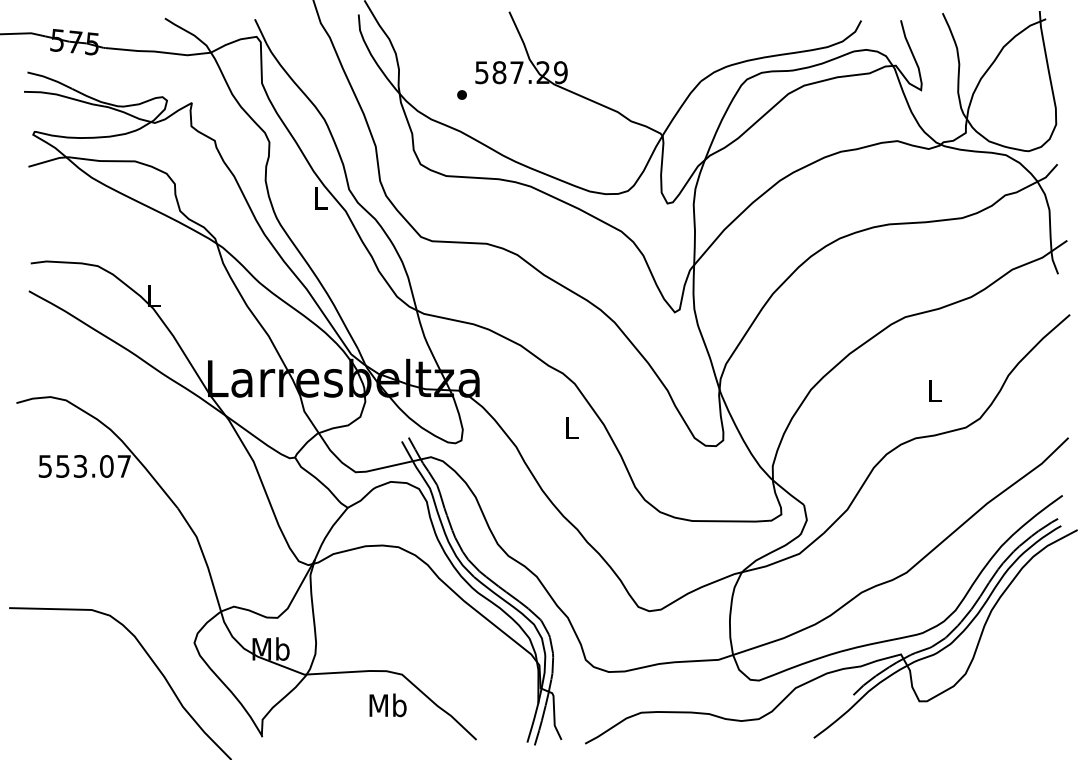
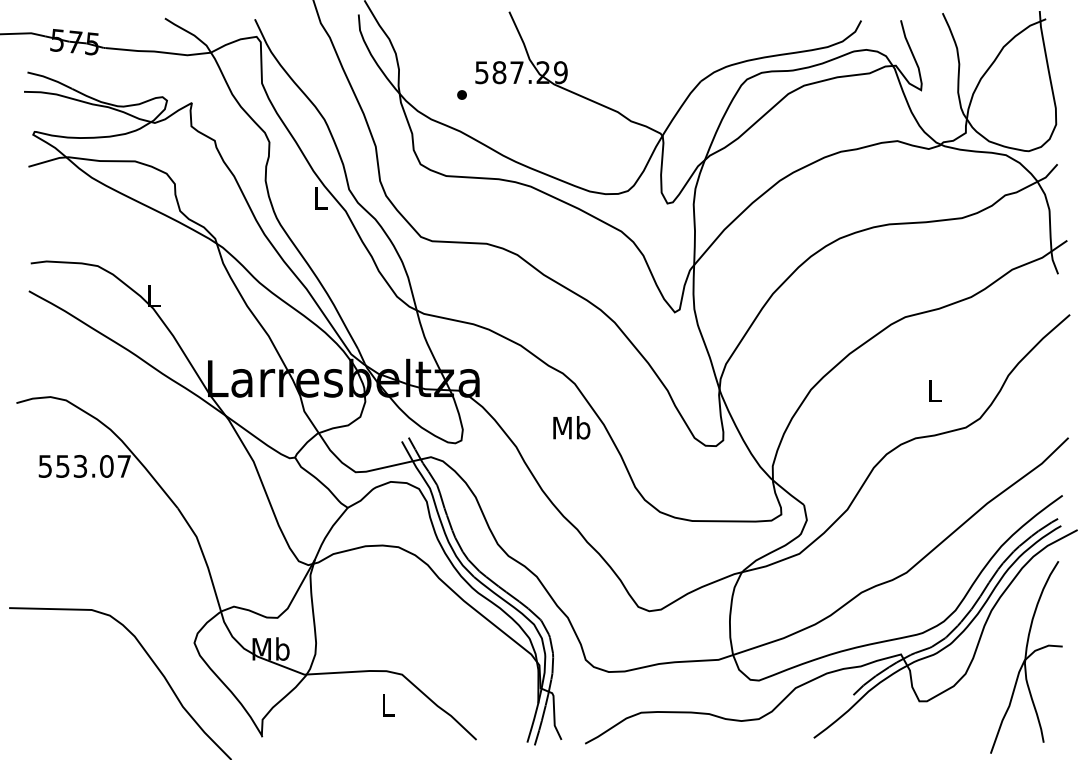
text: L -> Mb (571, 427)
part: none -> present (1026, 657)
text: Mb -> L (387, 705)
